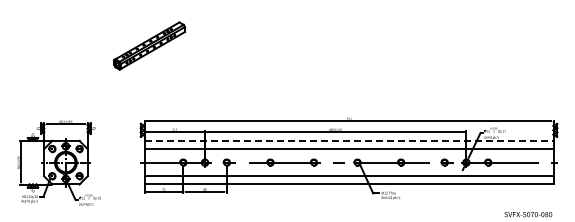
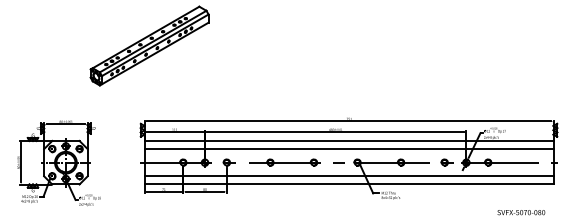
part size: 74x50 px -> 121x82 px (149, 45)
line: dashed -> solid (349, 140)
text position: (528, 214) -> (521, 212) (521, 212)
